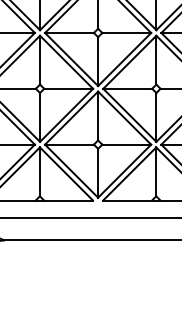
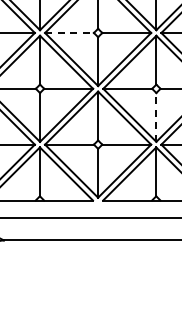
line: solid -> dashed (70, 32)
line: solid -> dashed (156, 116)
